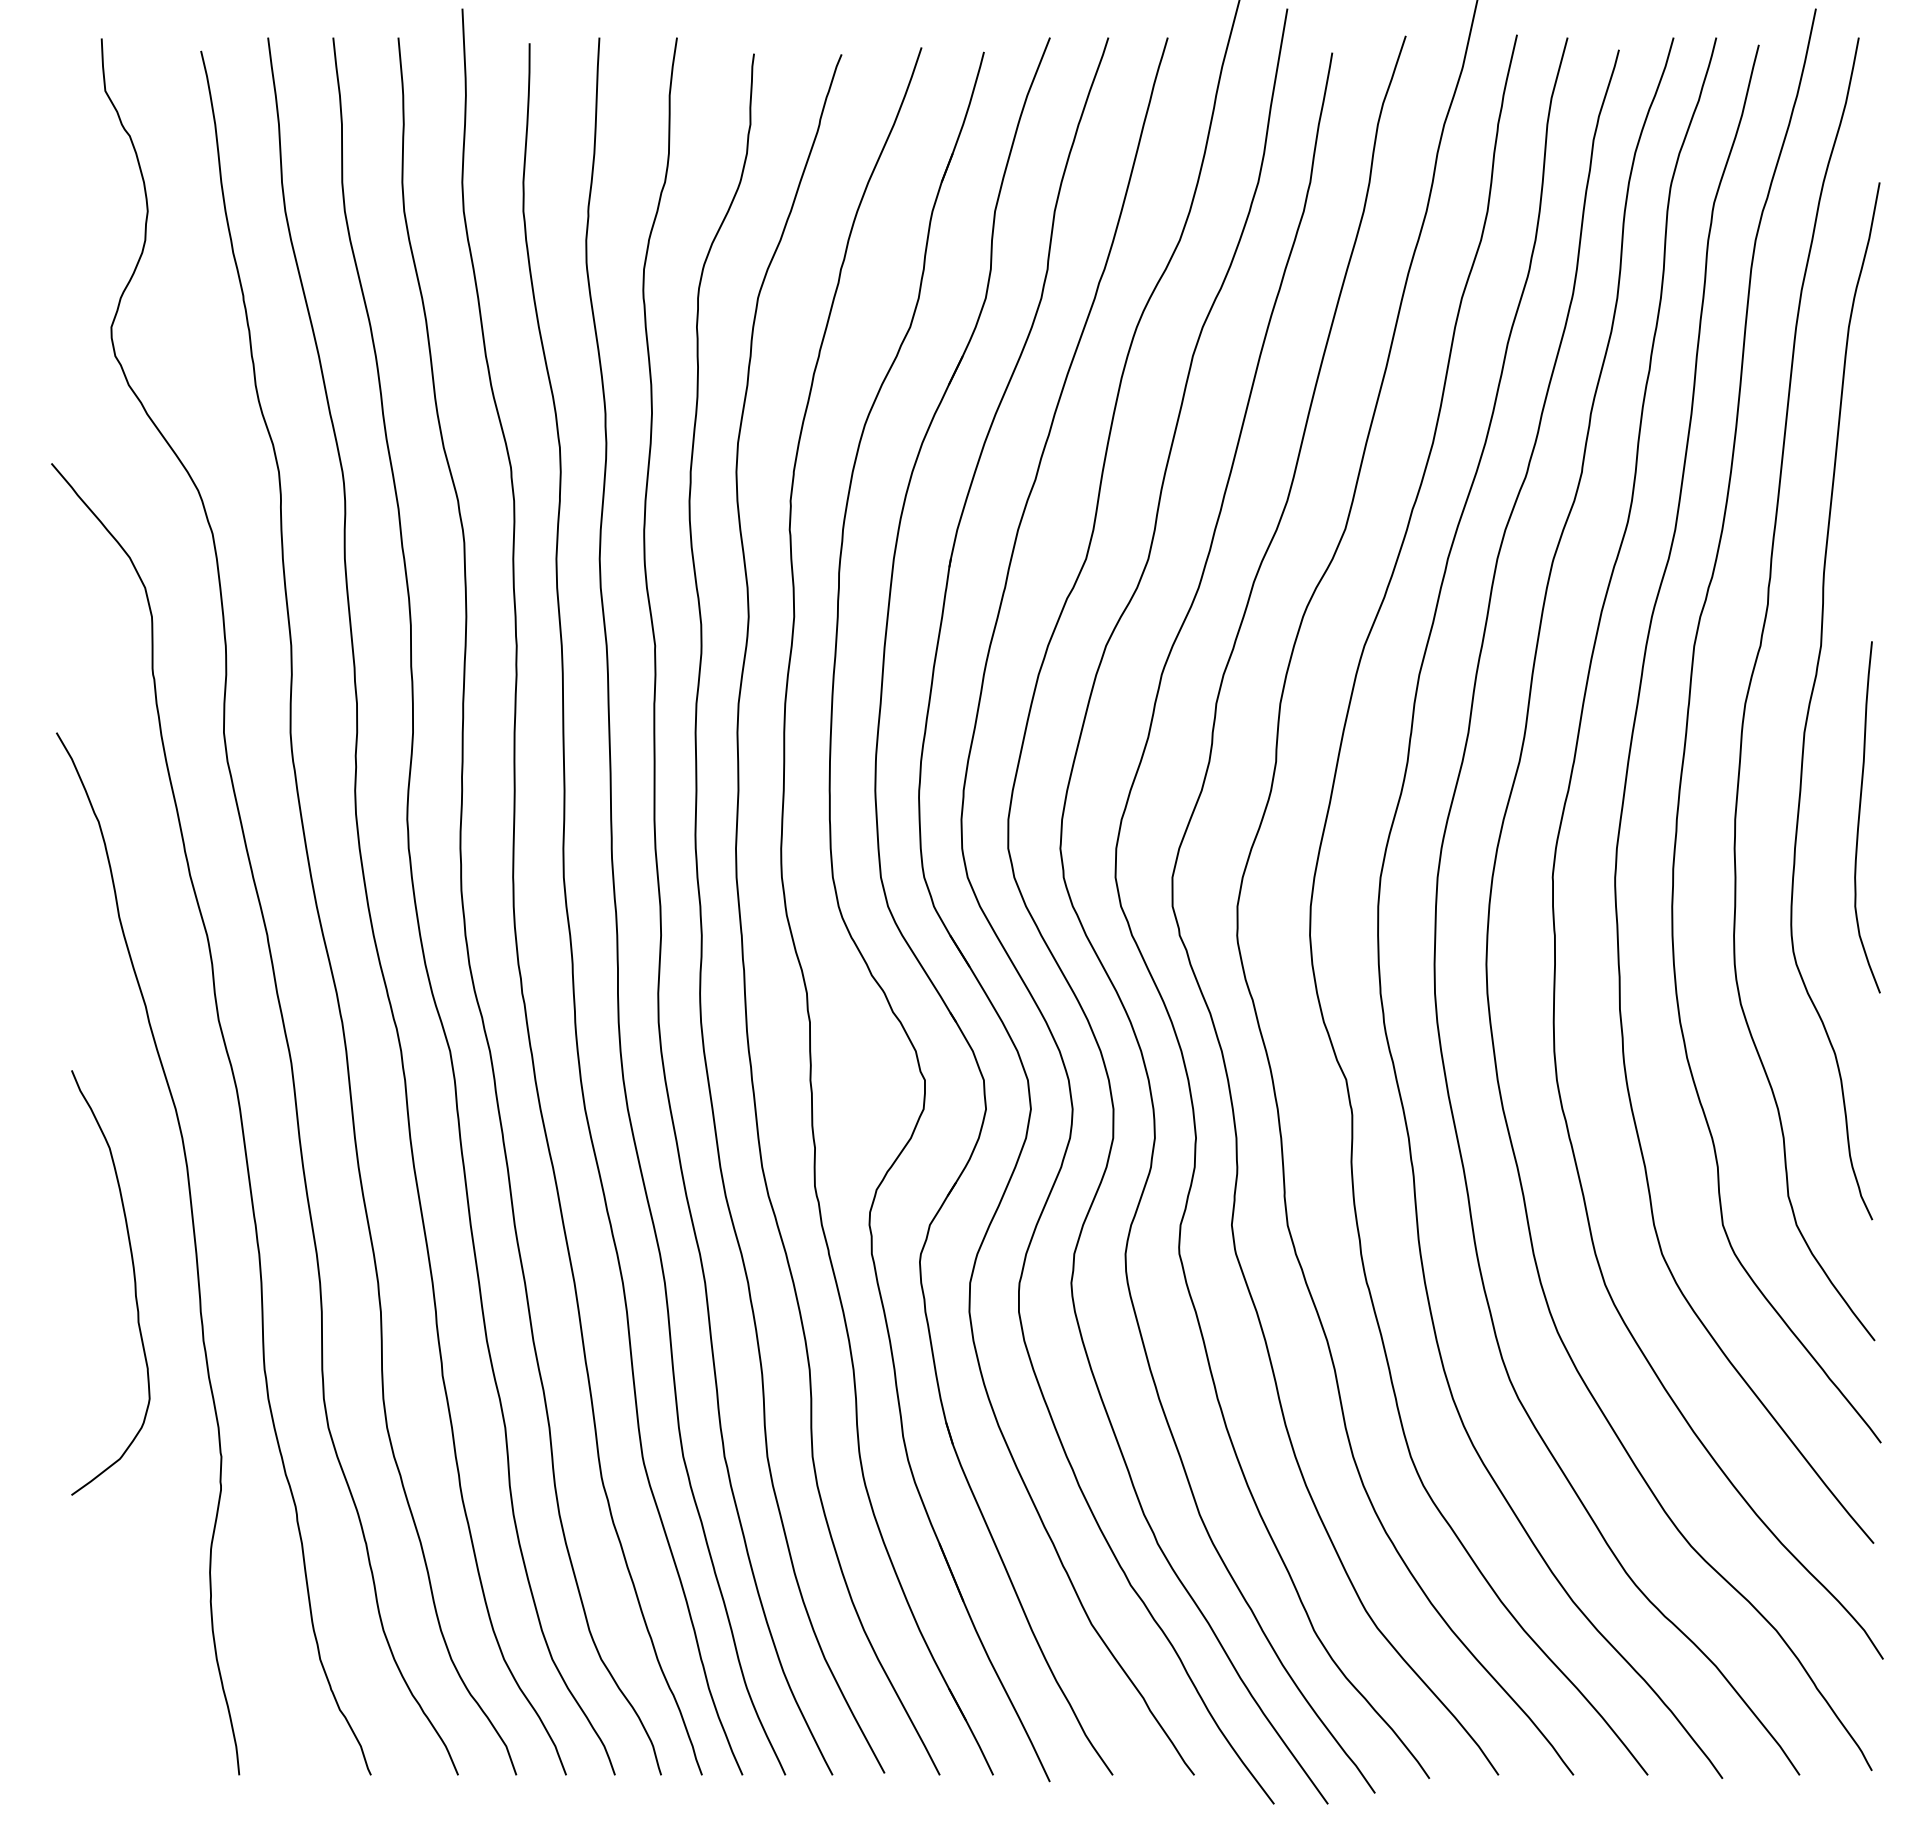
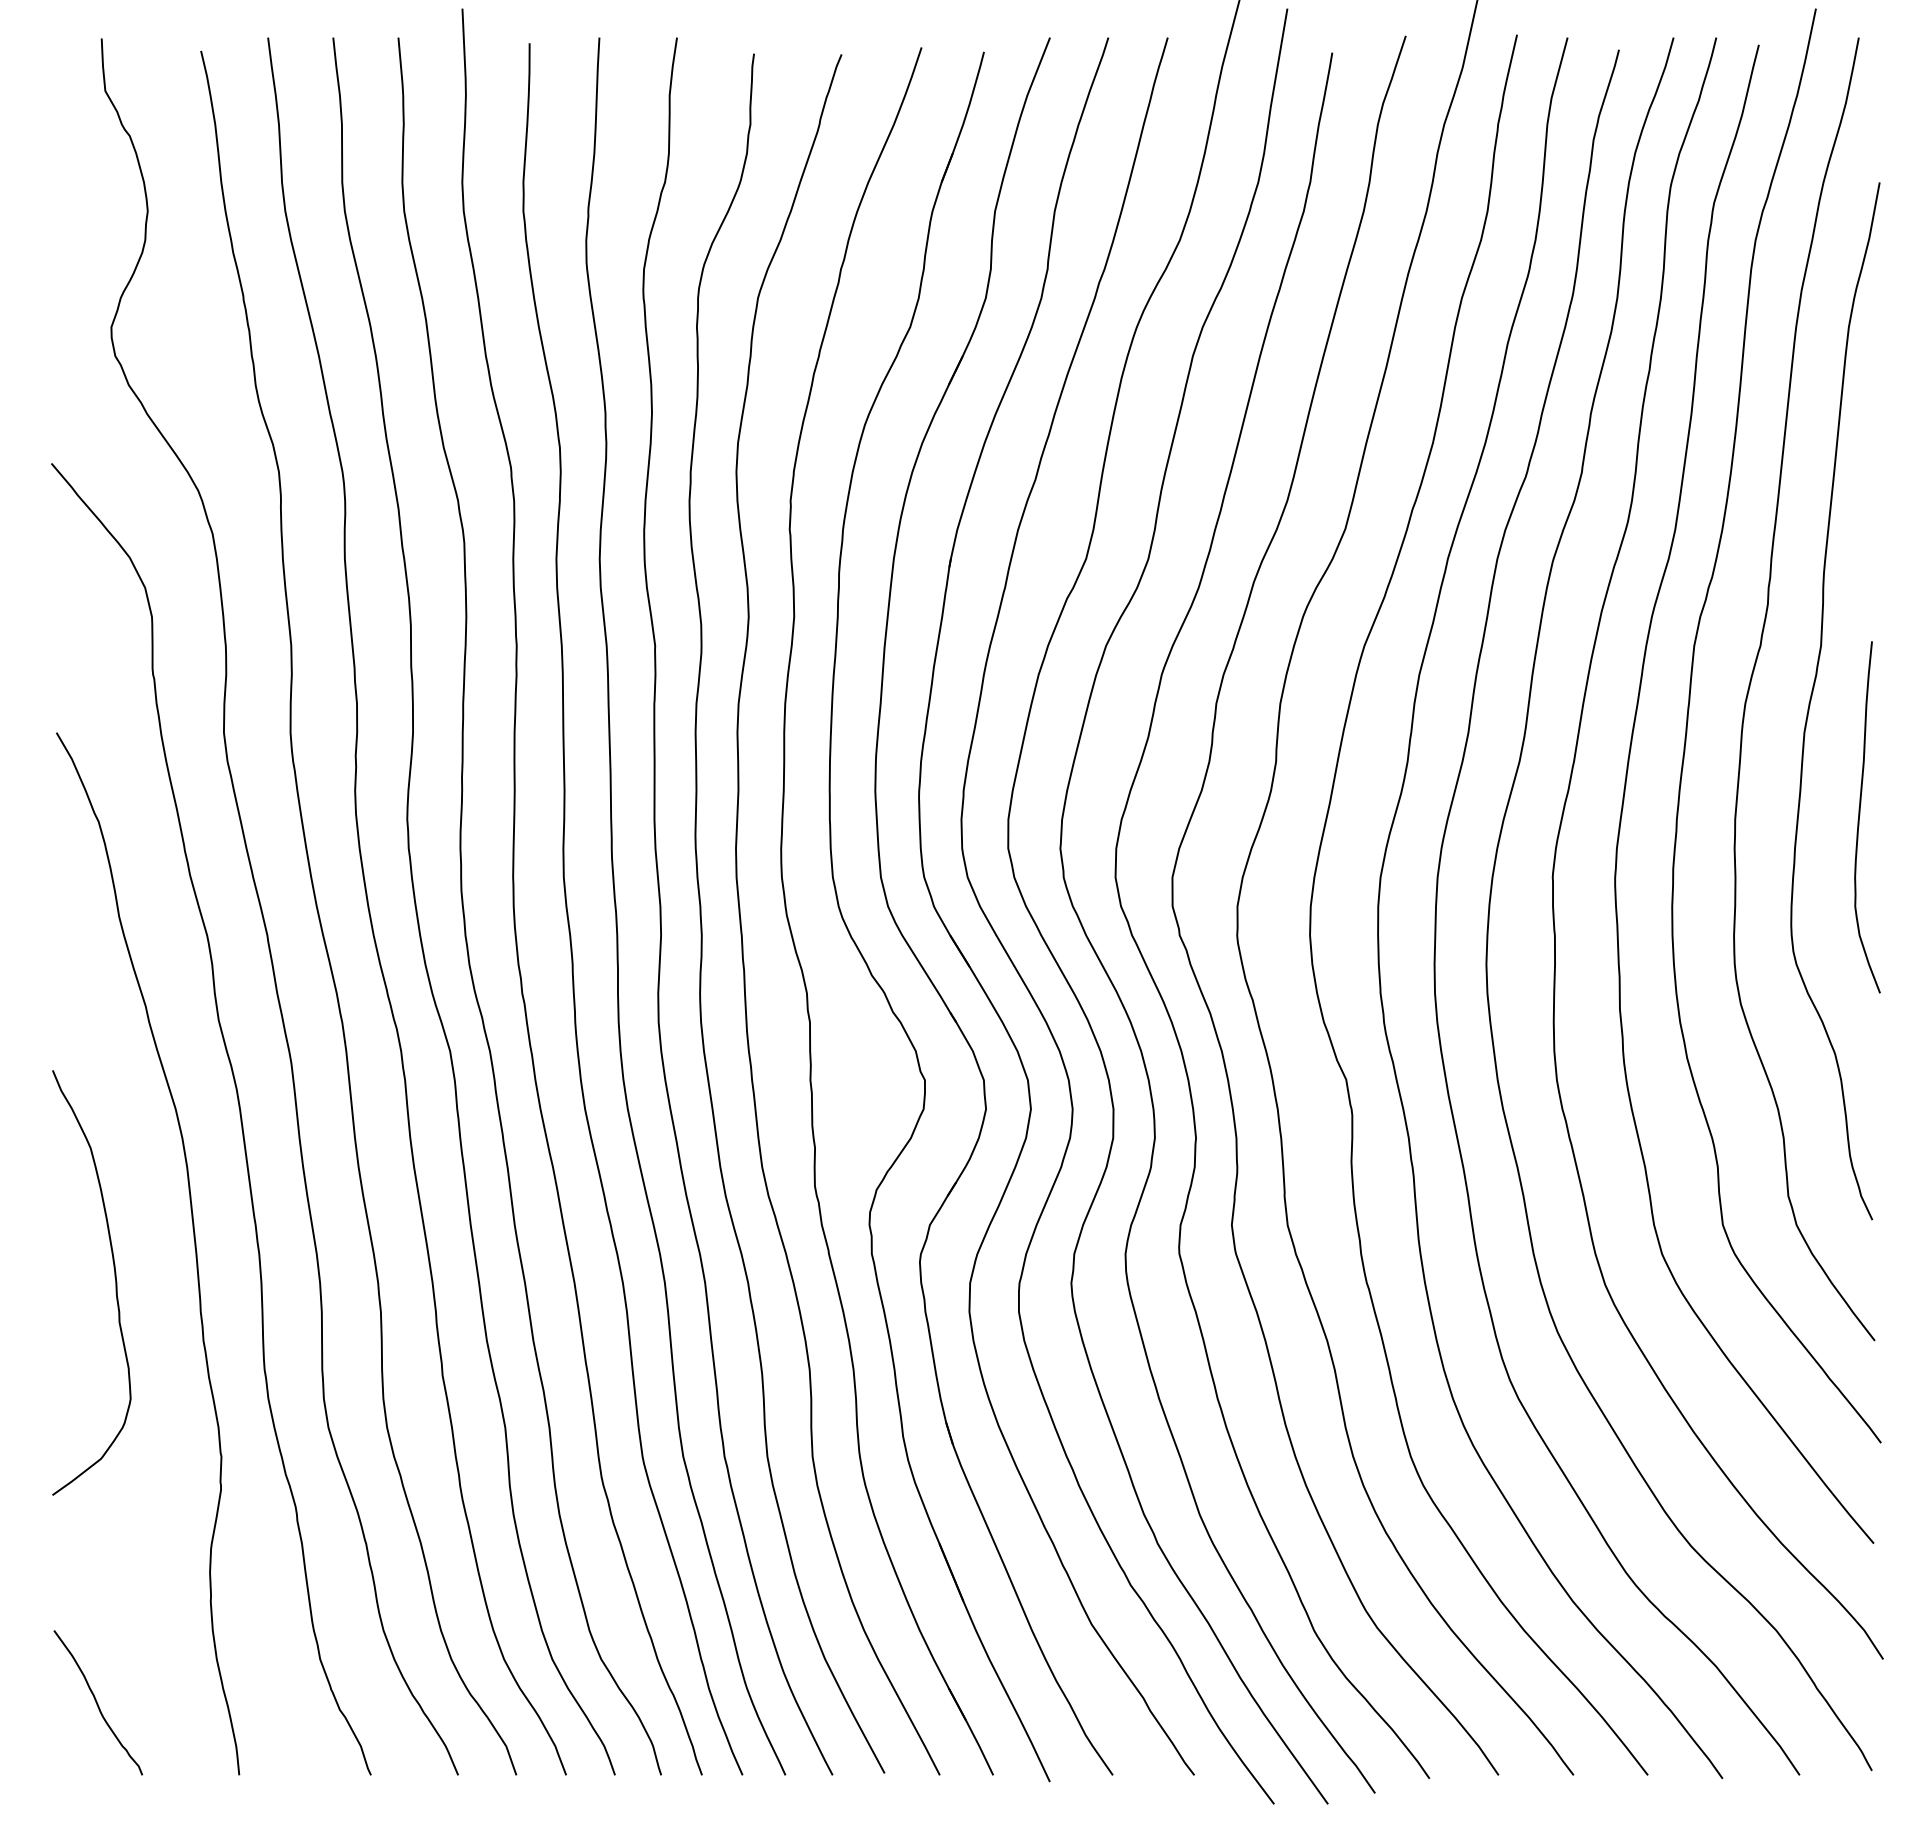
curve position: (133, 1277) -> (114, 1277) (114, 1277)
curve: none -> present (97, 1702)
